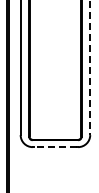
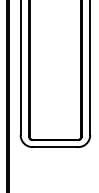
line: dashed -> solid (90, 68)
line: dashed -> solid (55, 147)
